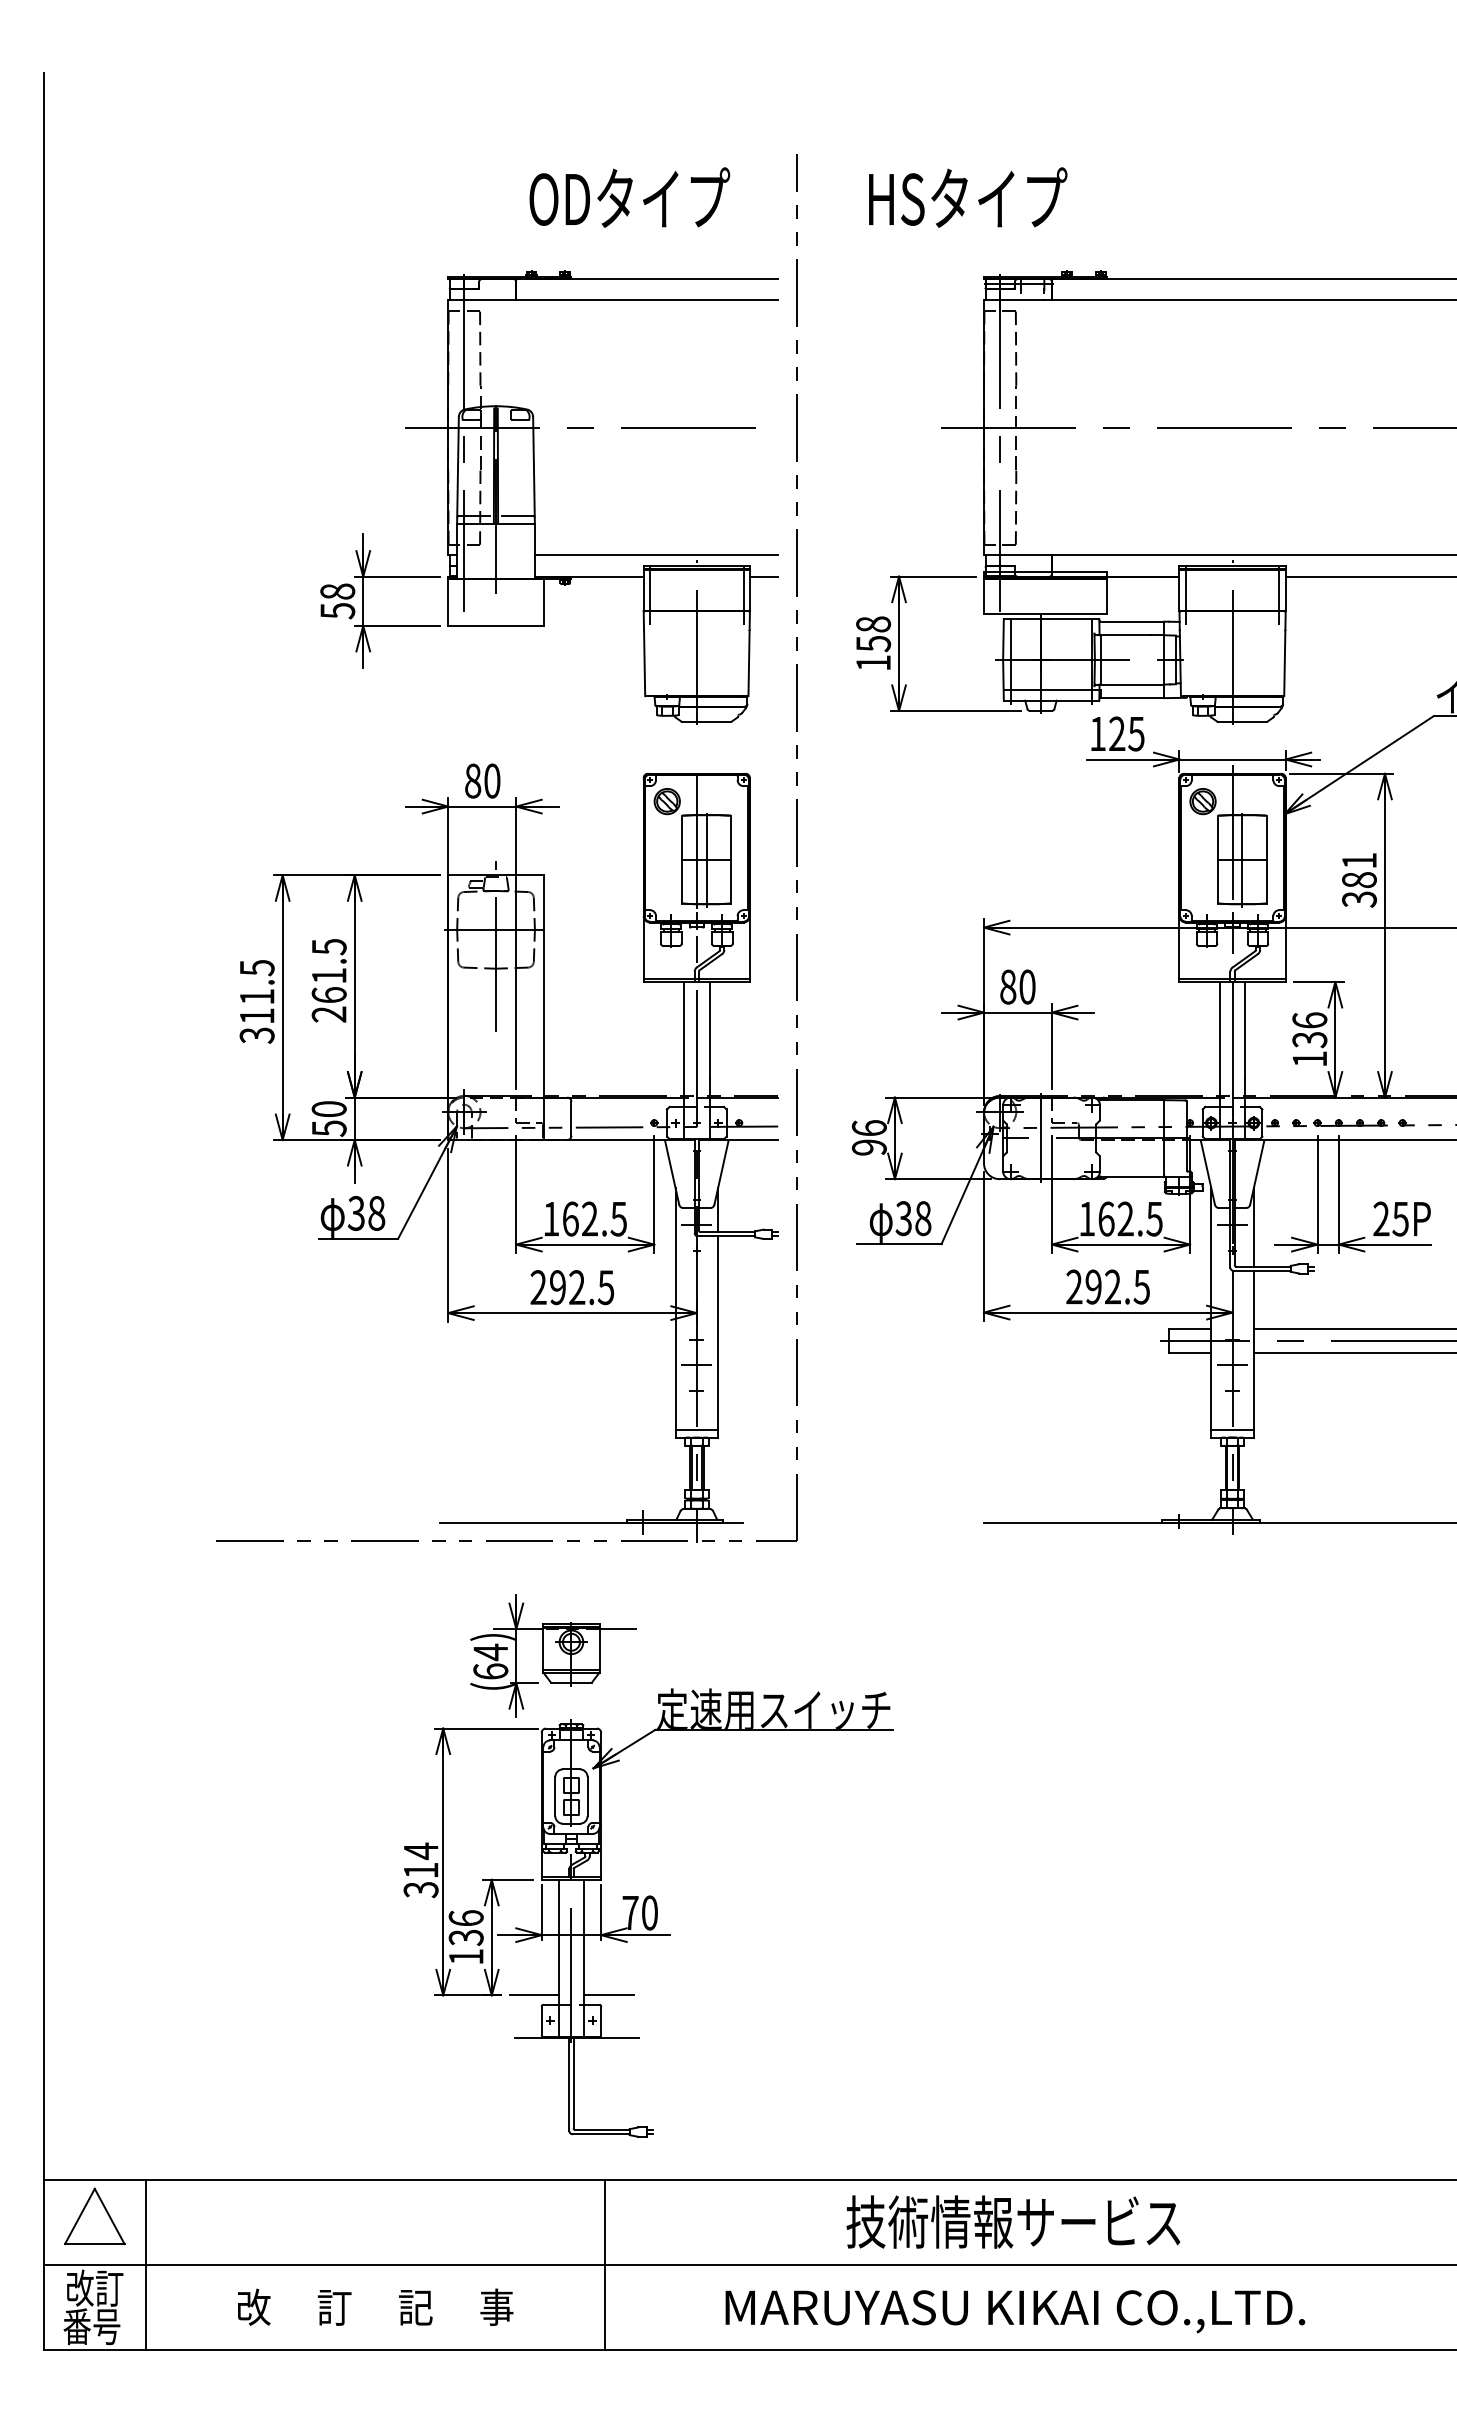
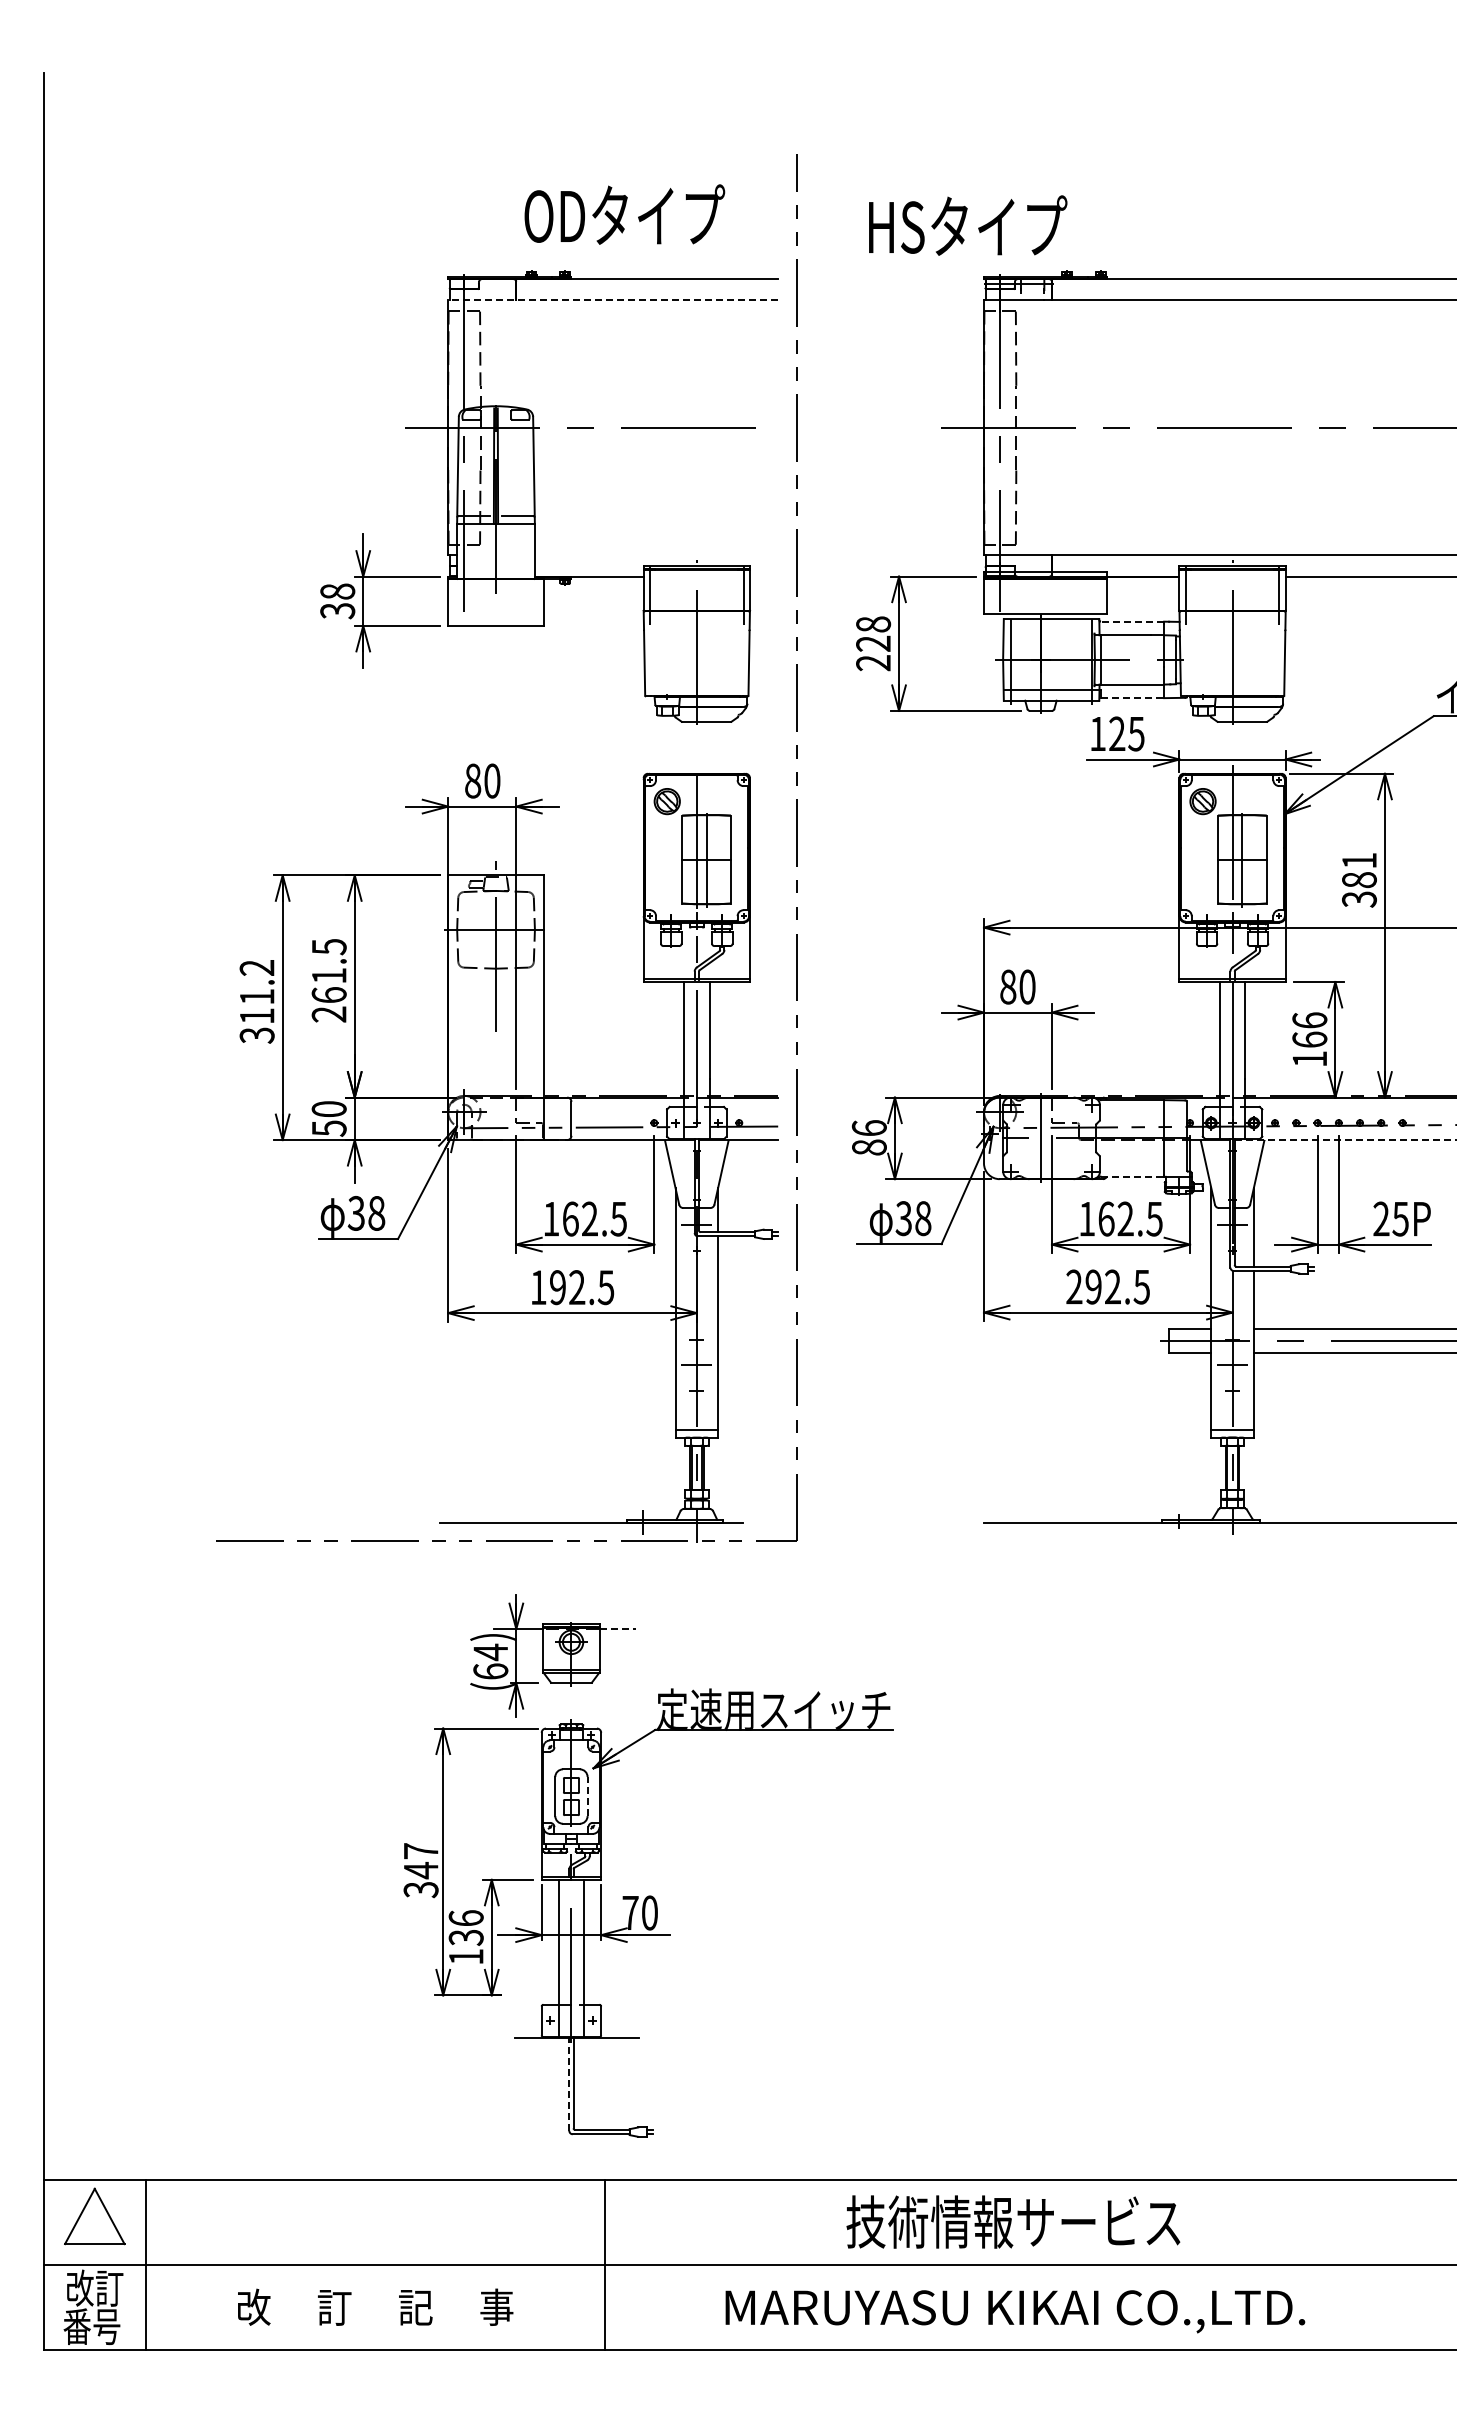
text position: (629, 197) -> (624, 214) (624, 214)
text position: (968, 197) -> (968, 225) (968, 225)
line: solid -> dashed (612, 300)
line: present -> none (656, 555)
line: present -> none (763, 576)
text: 58 -> 38 (337, 611)
line: solid -> dashed (1132, 621)
text: 158 -> 228 (873, 653)
line: solid -> dashed (1132, 698)
text: 311.5 -> 311.2 (256, 968)
text: 136 -> 166 (1309, 1039)
line: solid -> dashed (1345, 1140)
text: 96 -> 86 (868, 1147)
line: solid -> dashed (1132, 1176)
text: 292.5 -> 192.5 (538, 1287)
line: solid -> dashed (618, 1629)
line: solid -> dashed (587, 1796)
text: 314 -> 347 (421, 1860)
line: present -> none (533, 1995)
line: present -> none (608, 1995)
line: solid -> dashed (569, 2083)
